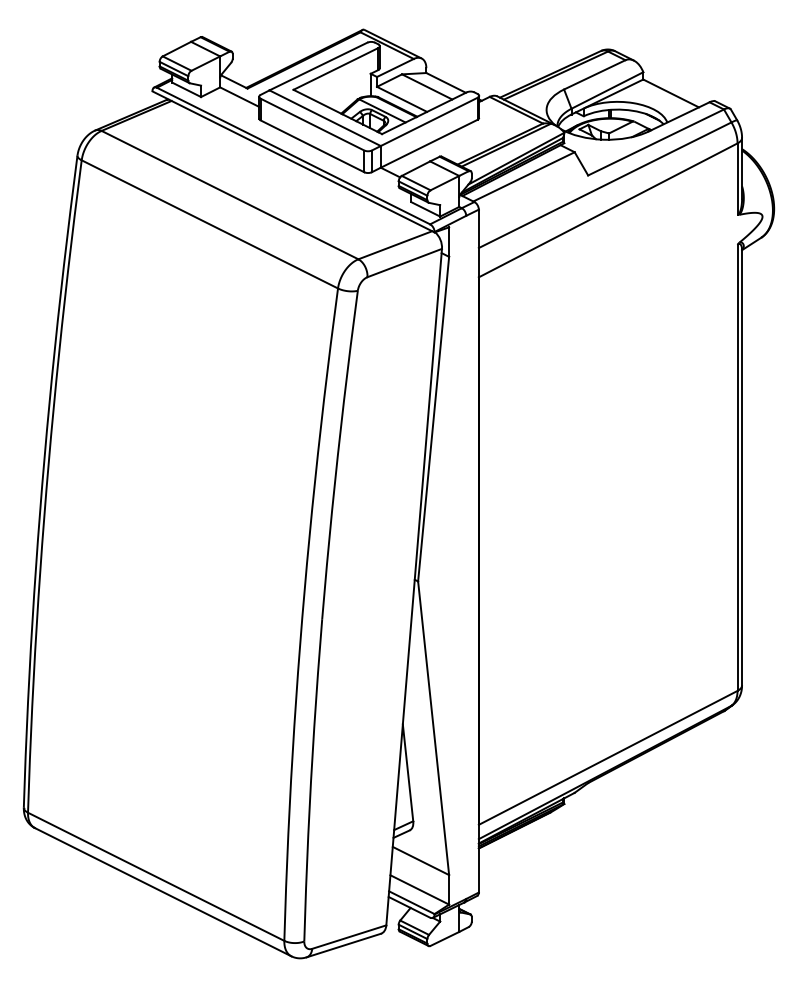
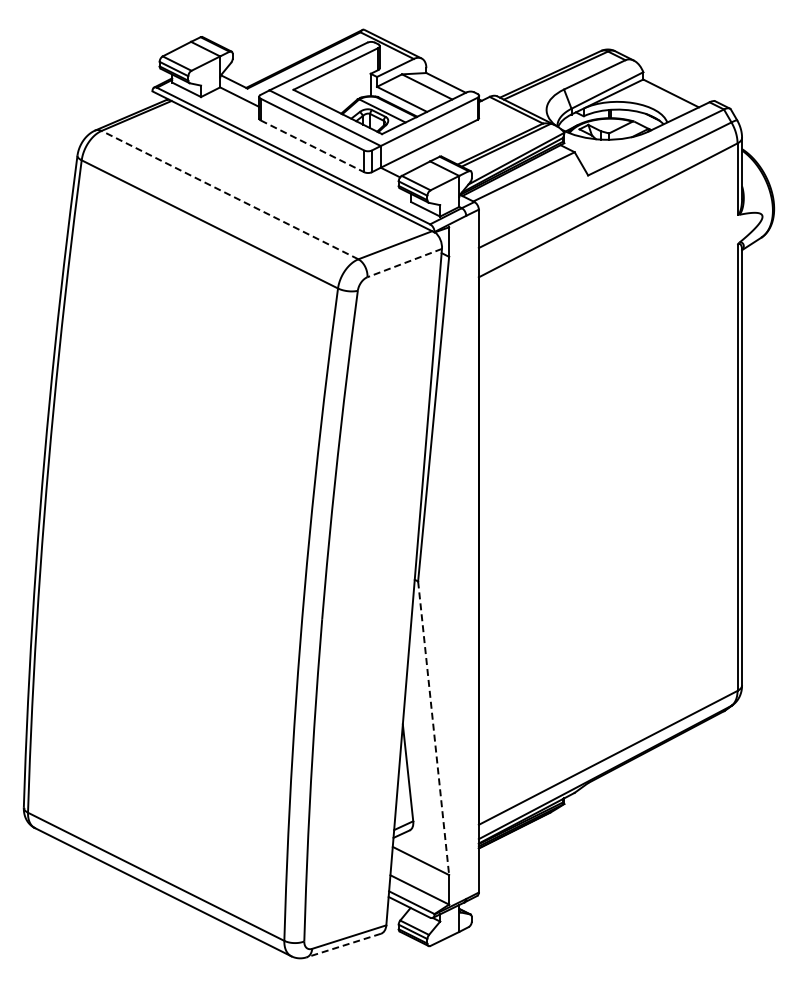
line: solid -> dashed (312, 146)
line: solid -> dashed (230, 195)
line: solid -> dashed (404, 263)
line: solid -> dashed (433, 728)
line: solid -> dashed (343, 945)
